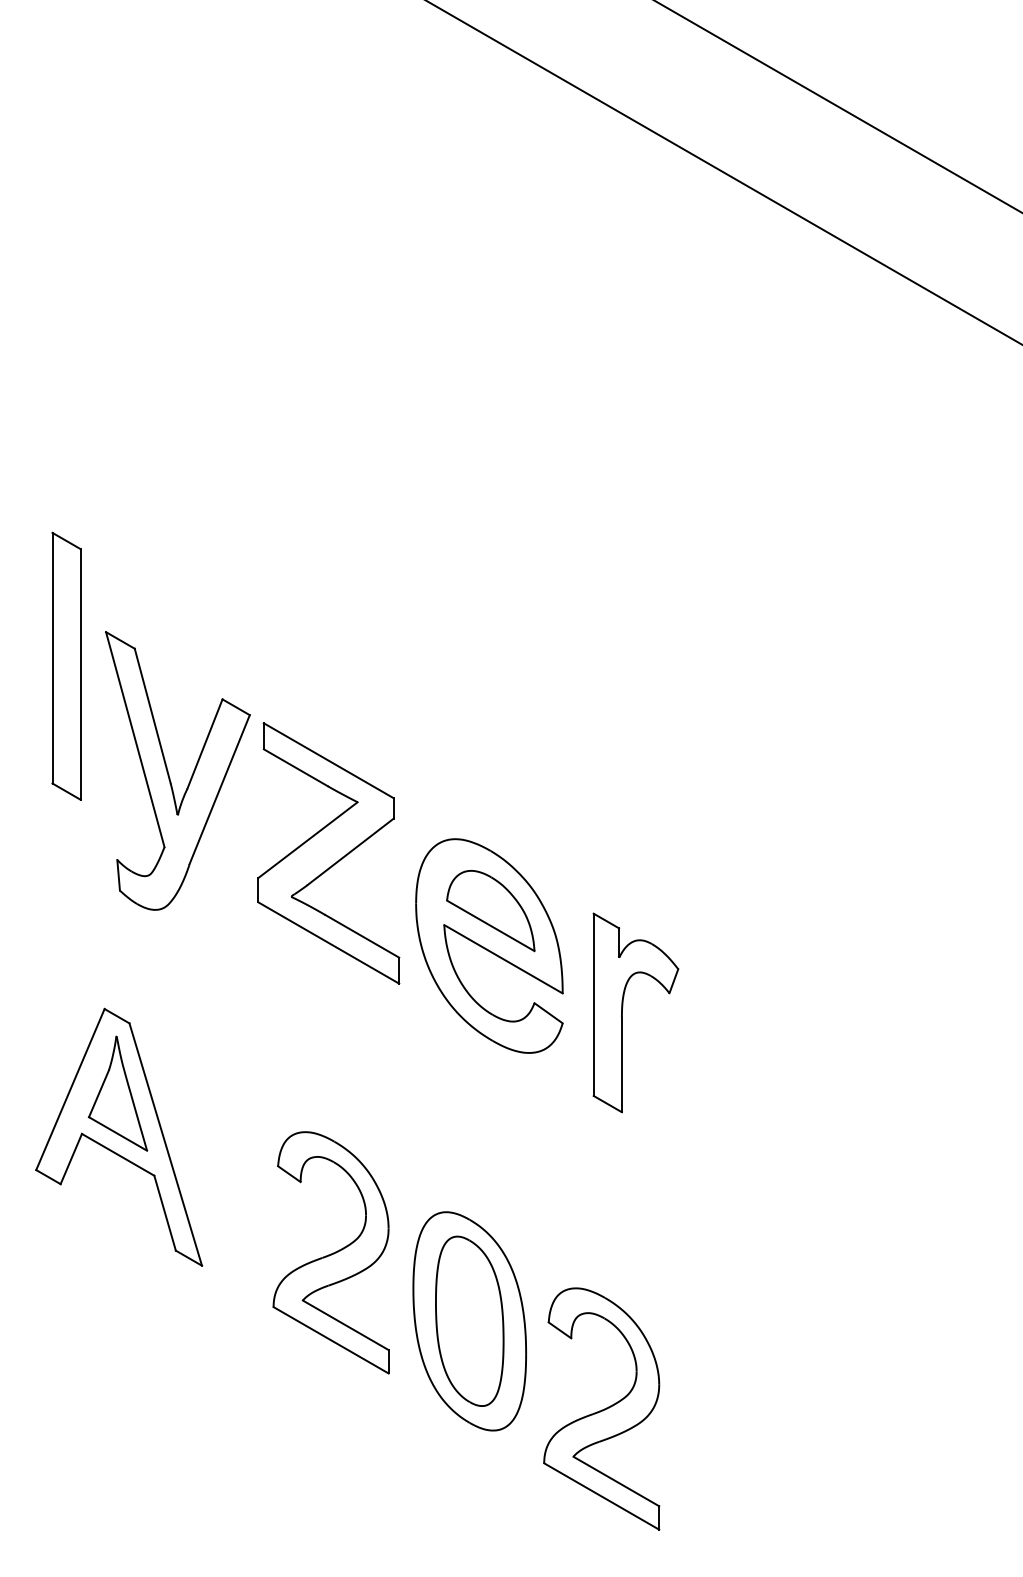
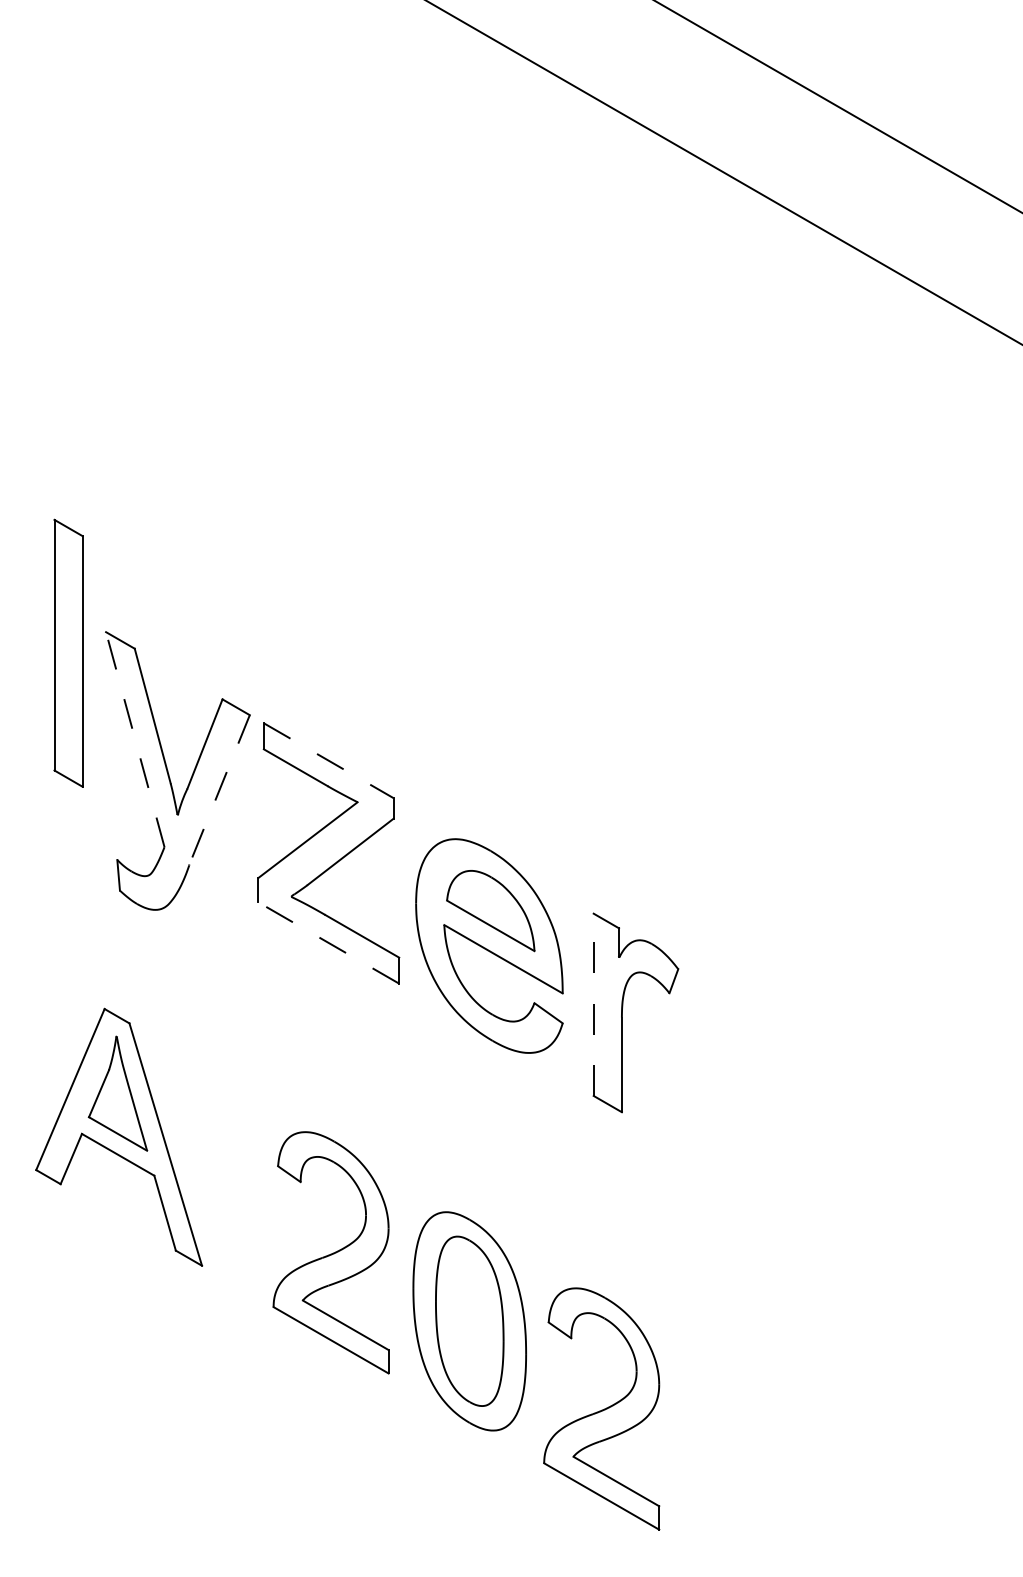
part position: (66, 665) -> (68, 652) (68, 652)
line: solid -> dashed (135, 739)
line: solid -> dashed (328, 760)
line: solid -> dashed (219, 789)
line: solid -> dashed (328, 942)
line: solid -> dashed (593, 1004)
